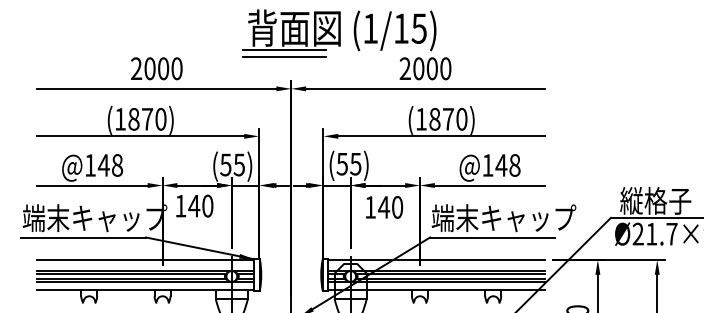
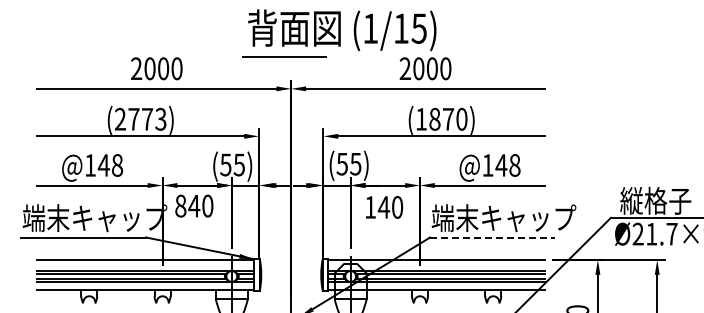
line: present -> none (284, 49)
text: (1870) -> (2773) (140, 118)
text: 140 -> 840 (180, 205)
line: solid -> dashed (493, 237)
